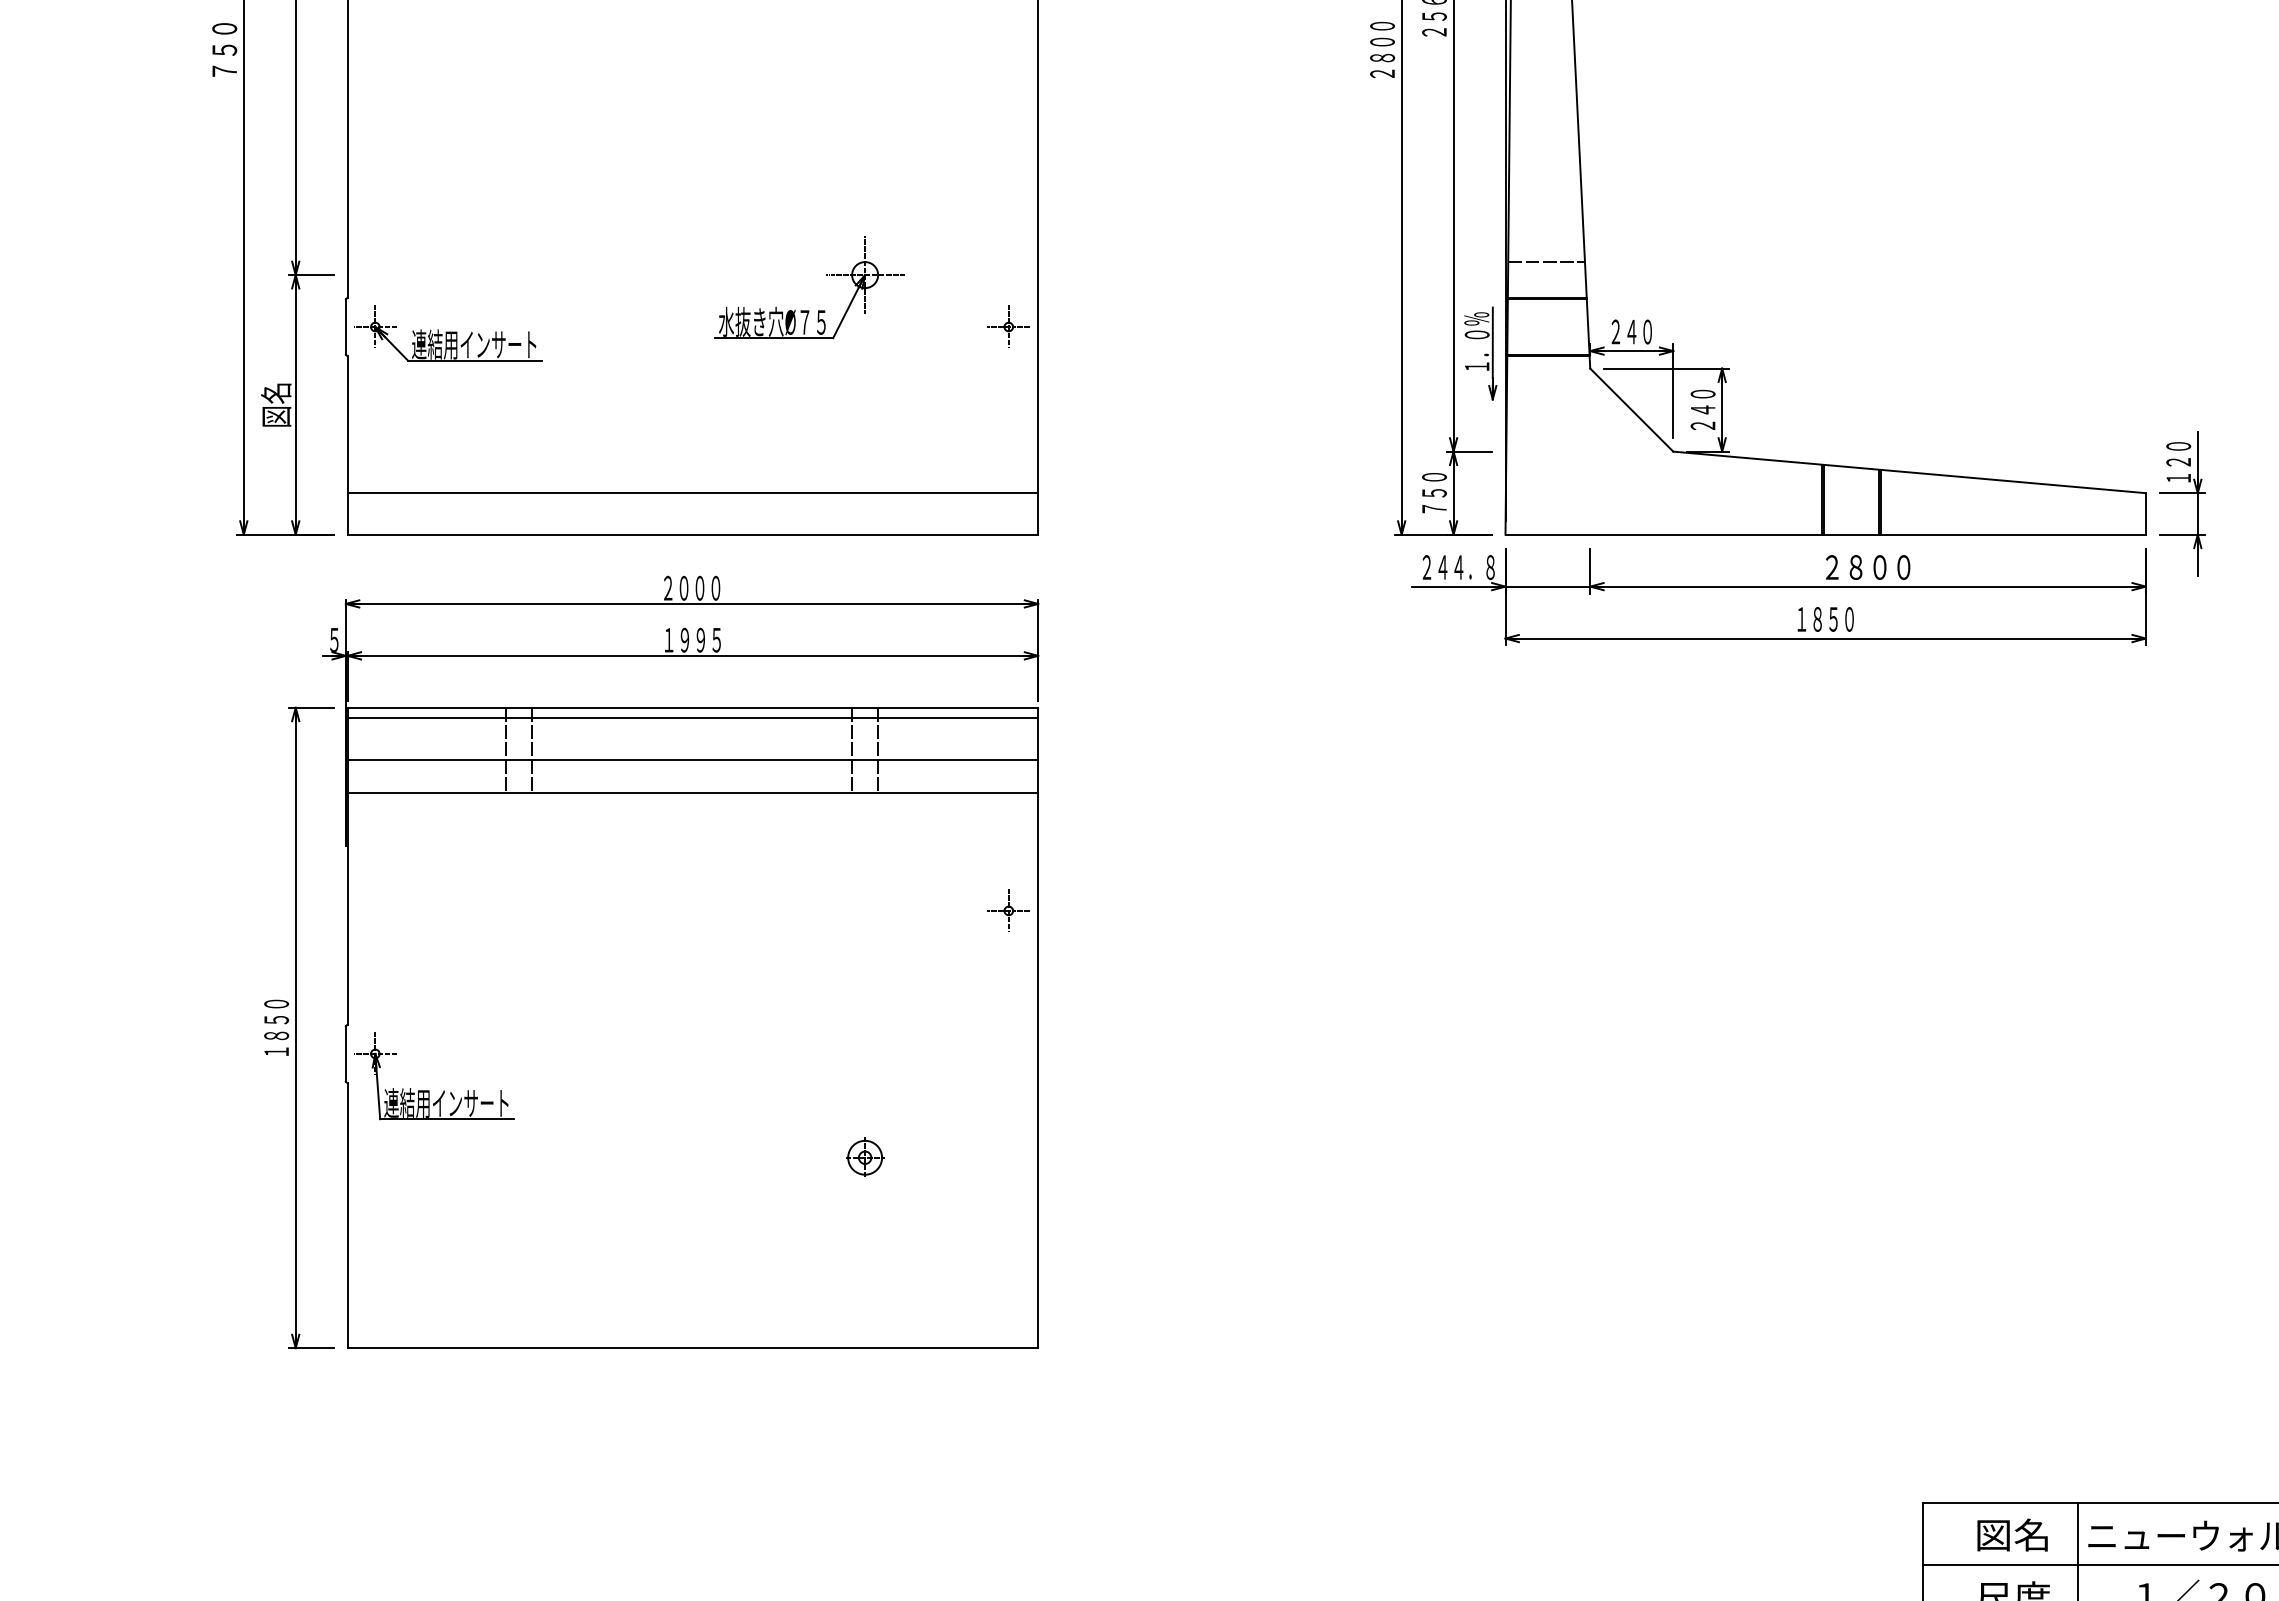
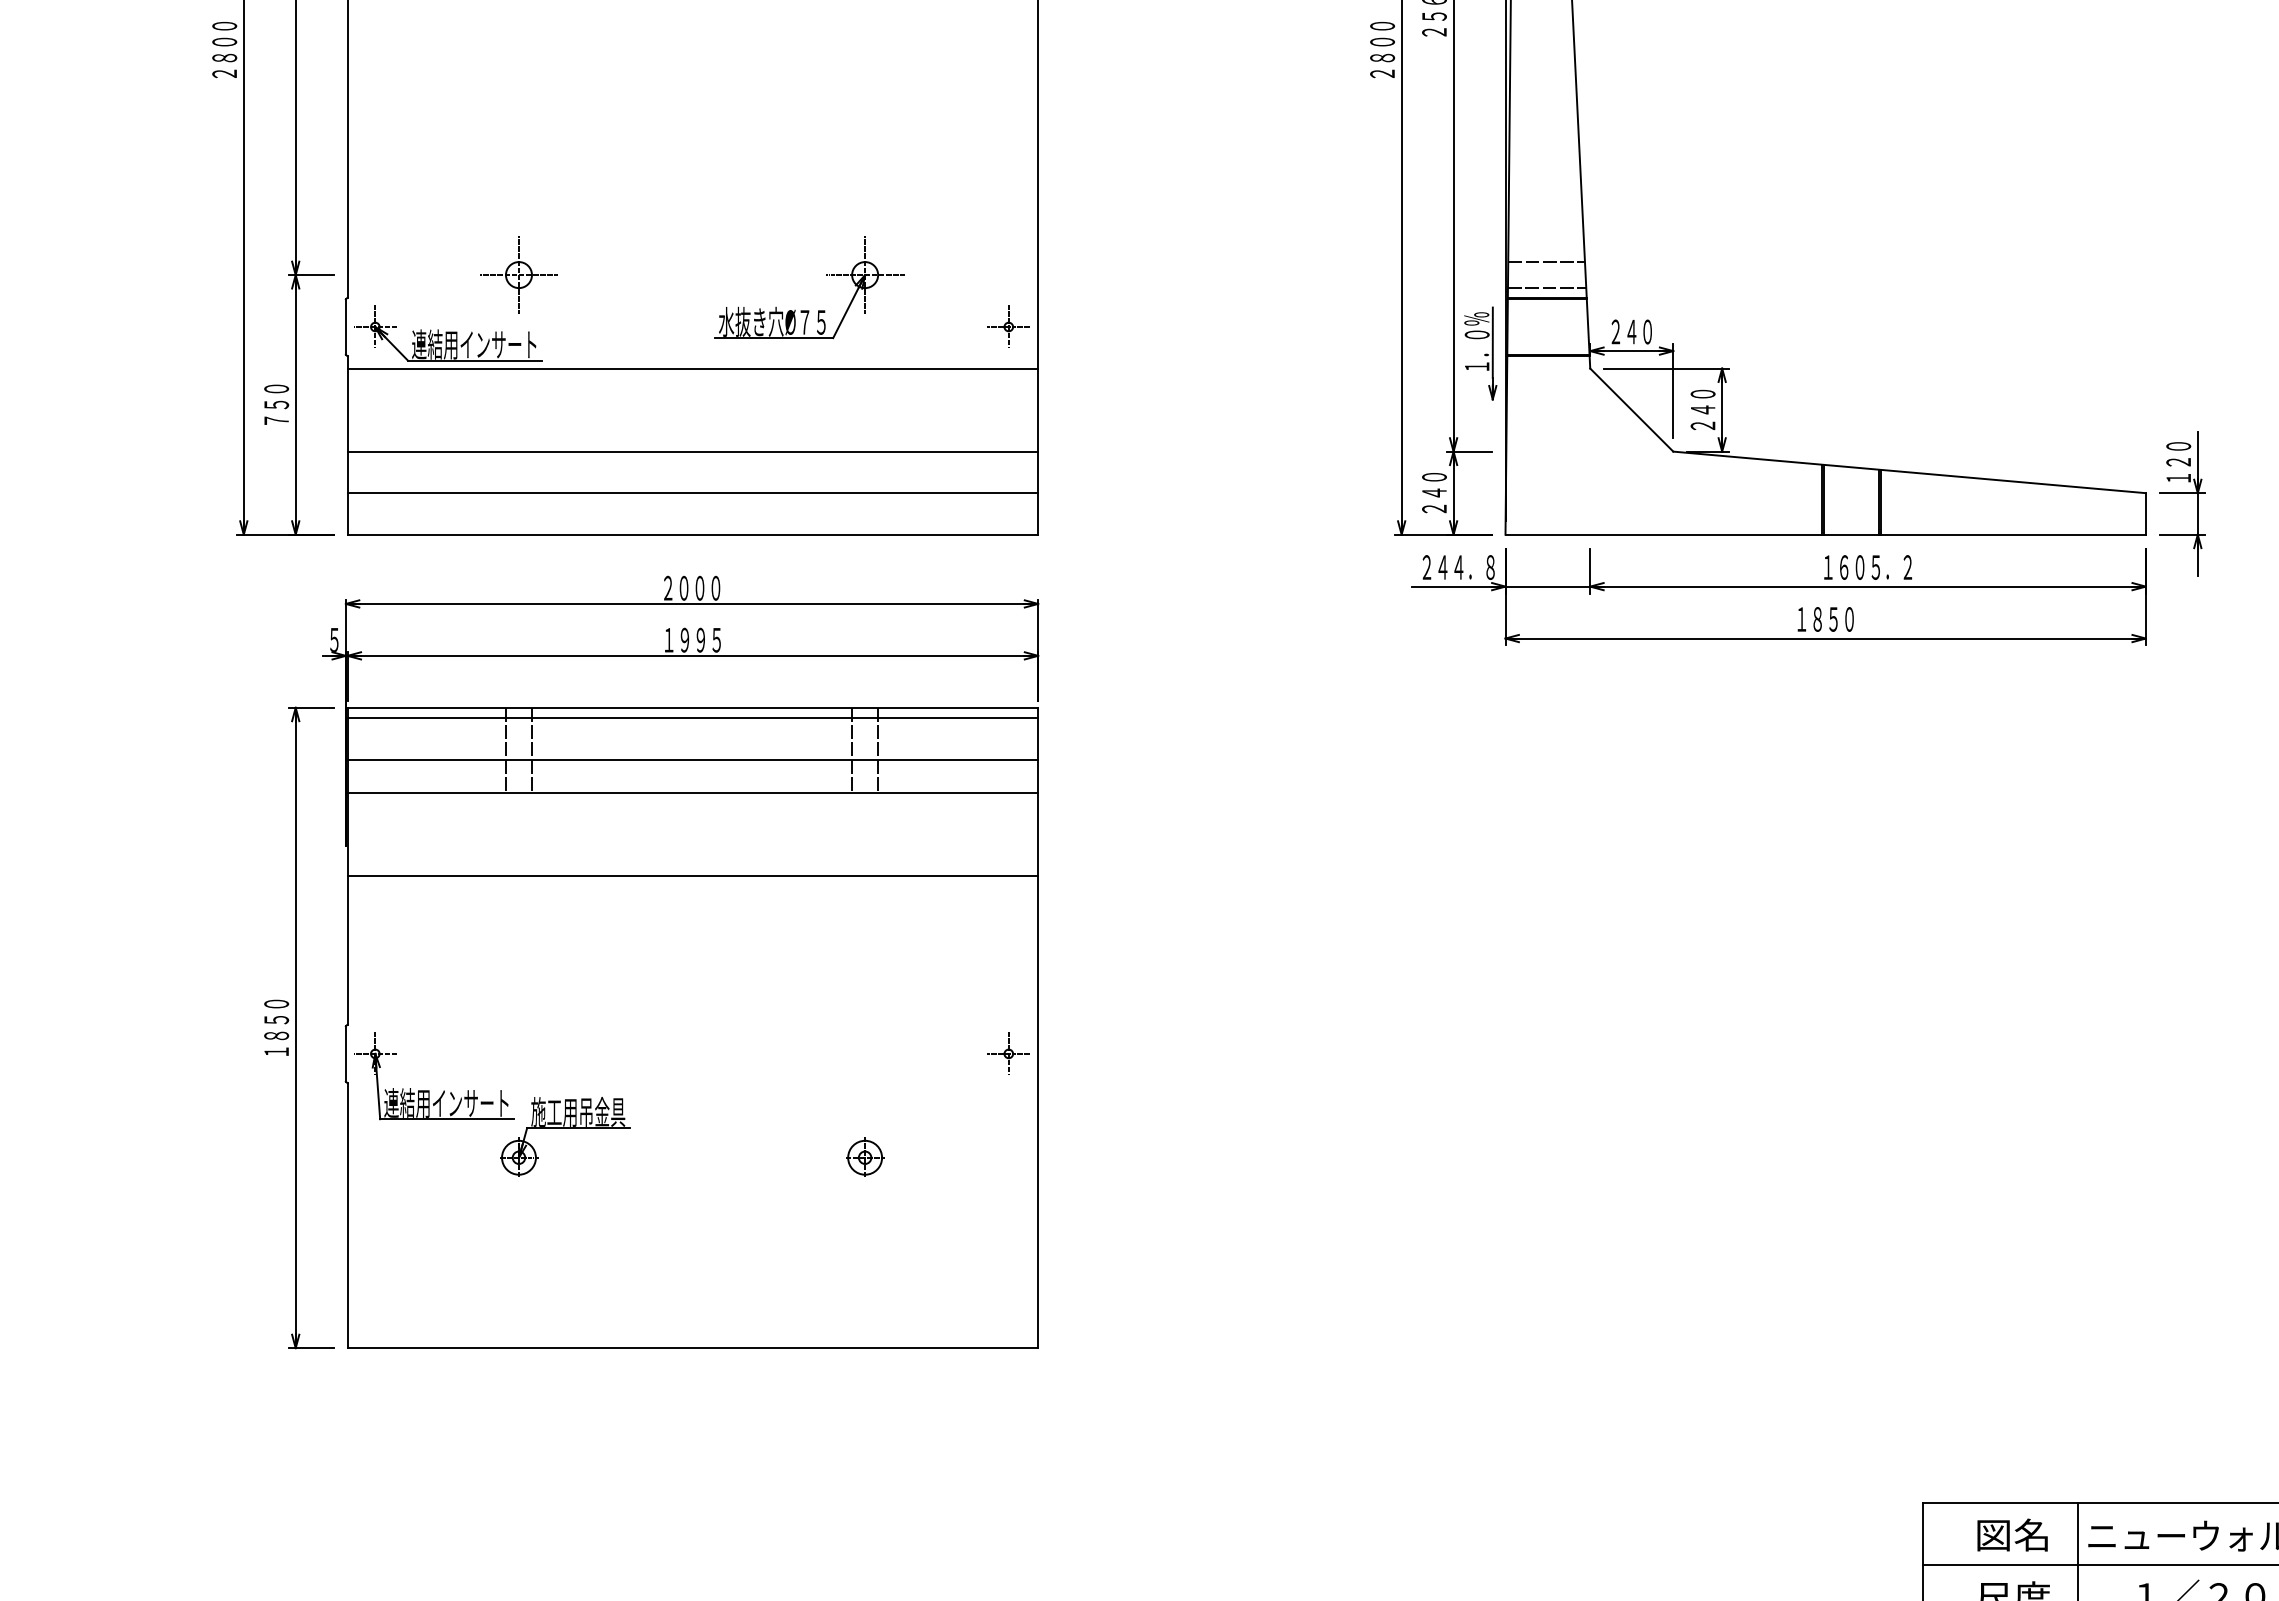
text: ７５０ -> ２８００ (224, 50)
part: none -> present (518, 274)
line: none -> present (1547, 288)
line: none -> present (692, 368)
text: 図名 -> ７５０ (276, 404)
line: none -> present (692, 451)
text: ７５０ -> ２４０ (1434, 500)
text: ２８００ -> １６０５．２ (1868, 567)
line: none -> present (692, 875)
part position: (1008, 910) -> (1008, 1053) (1008, 1053)
part: none -> present (565, 1128)
